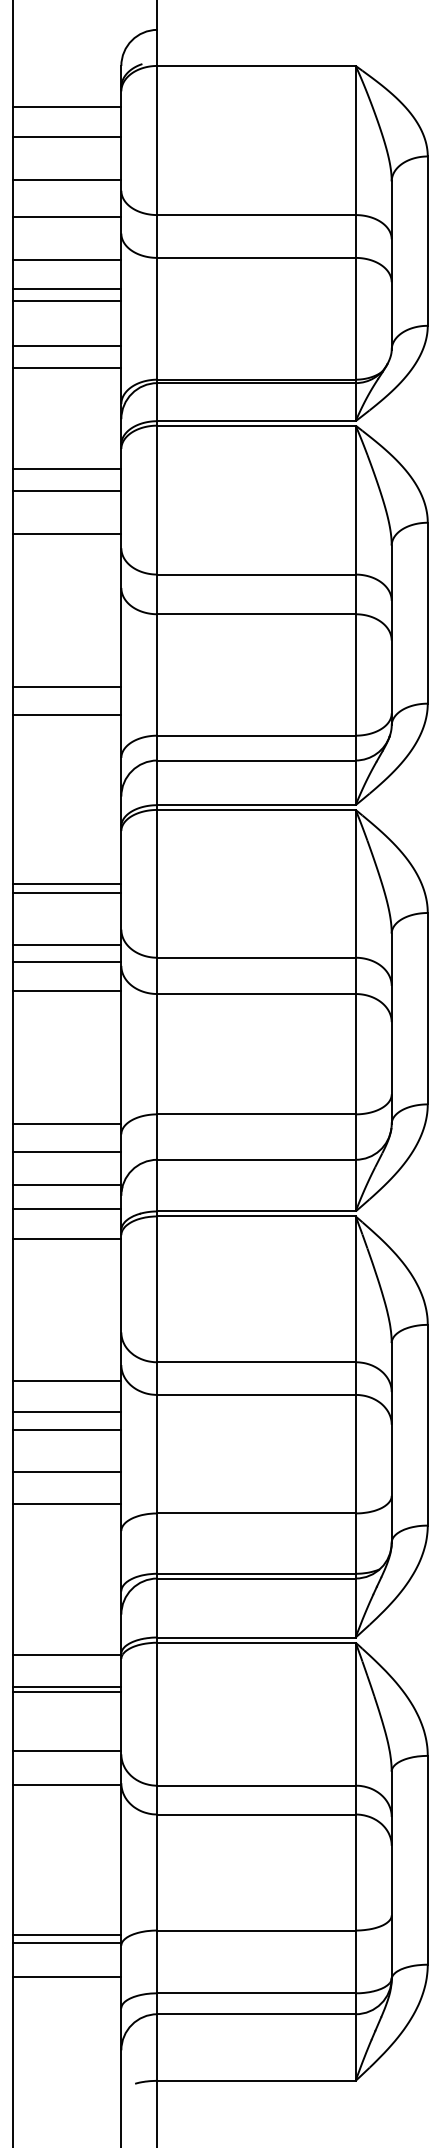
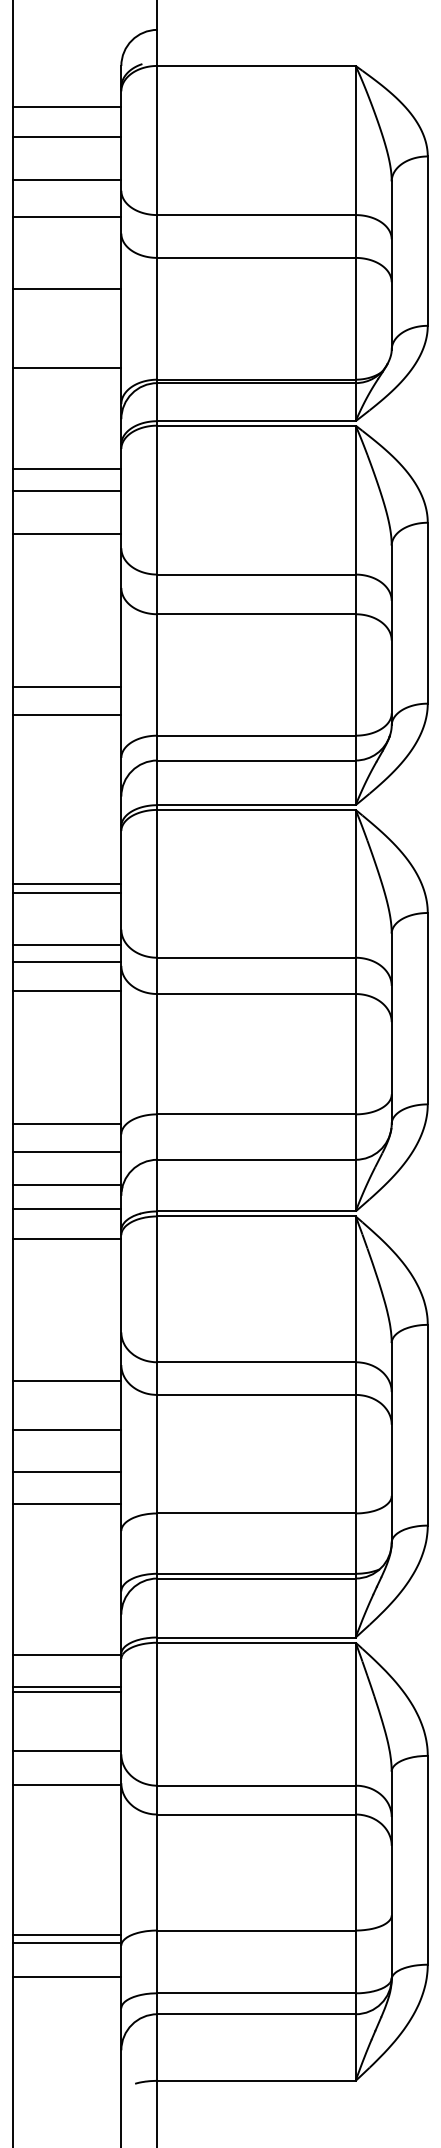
line: present -> none (67, 260)
line: present -> none (67, 300)
line: present -> none (67, 345)
line: present -> none (67, 1411)
